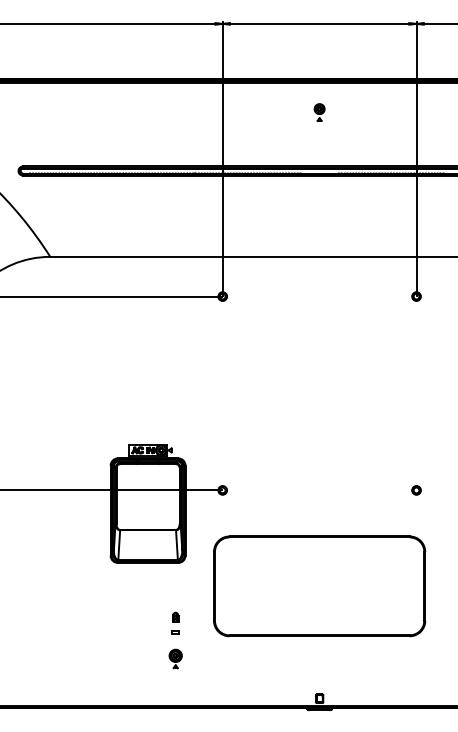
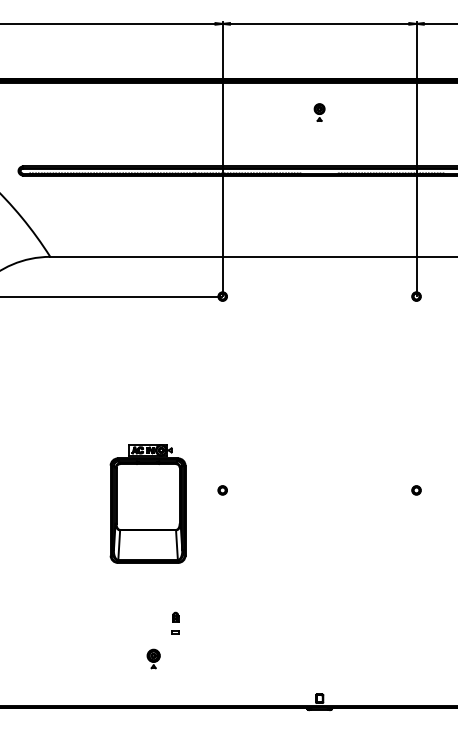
line: present -> none (112, 490)
part: present -> none (319, 586)
part position: (175, 658) -> (153, 658) (153, 658)
